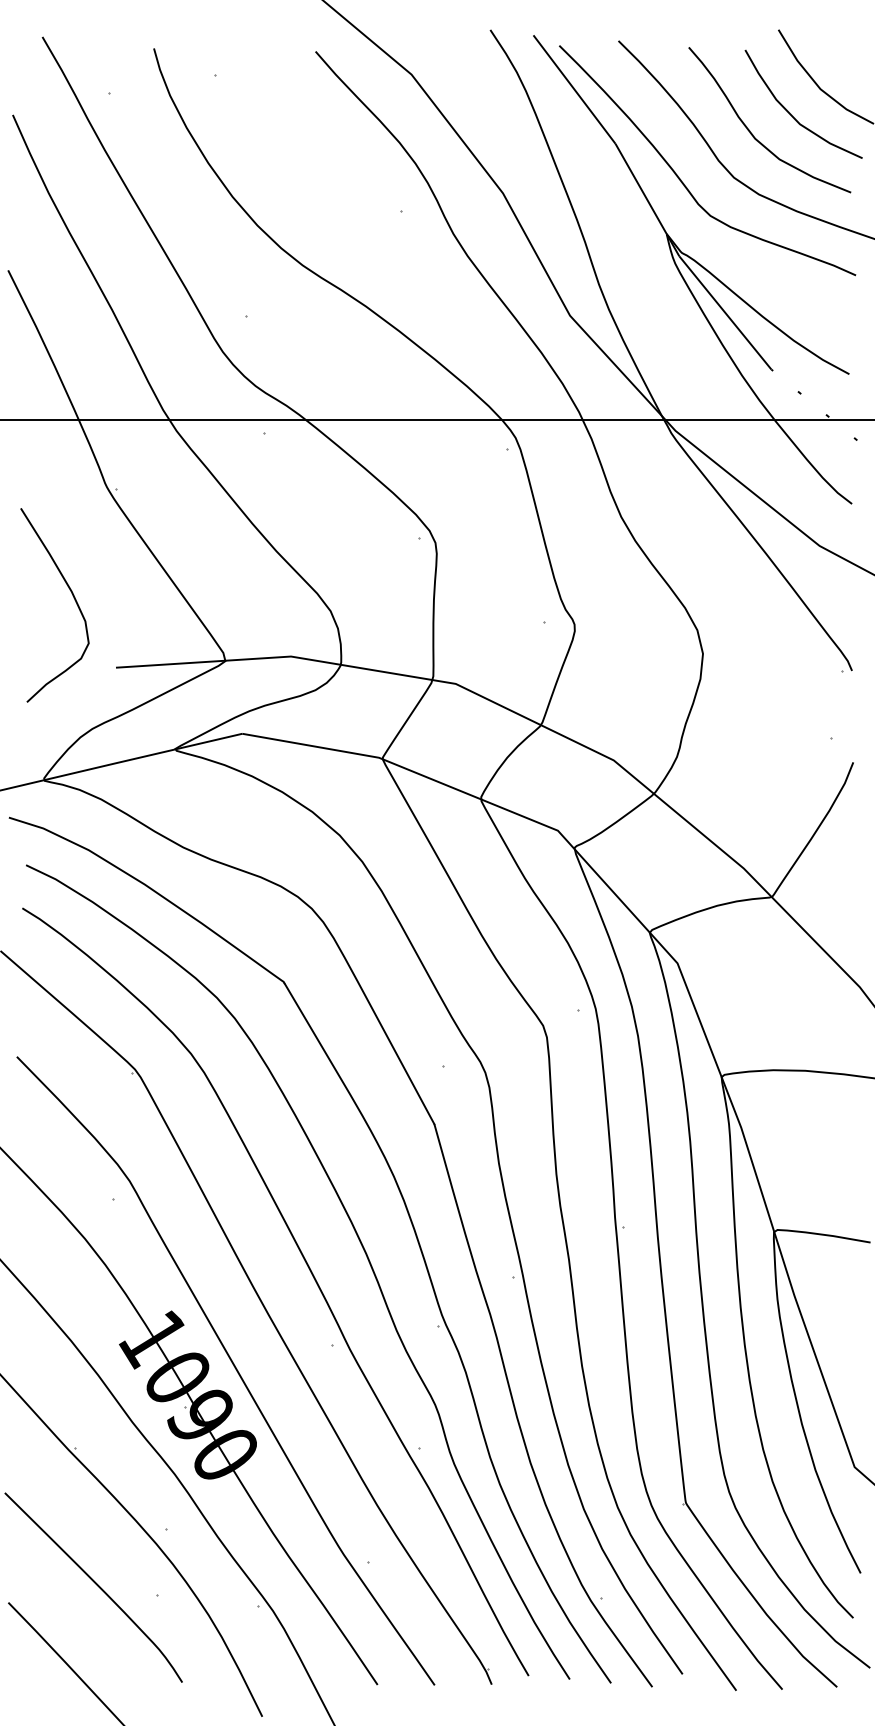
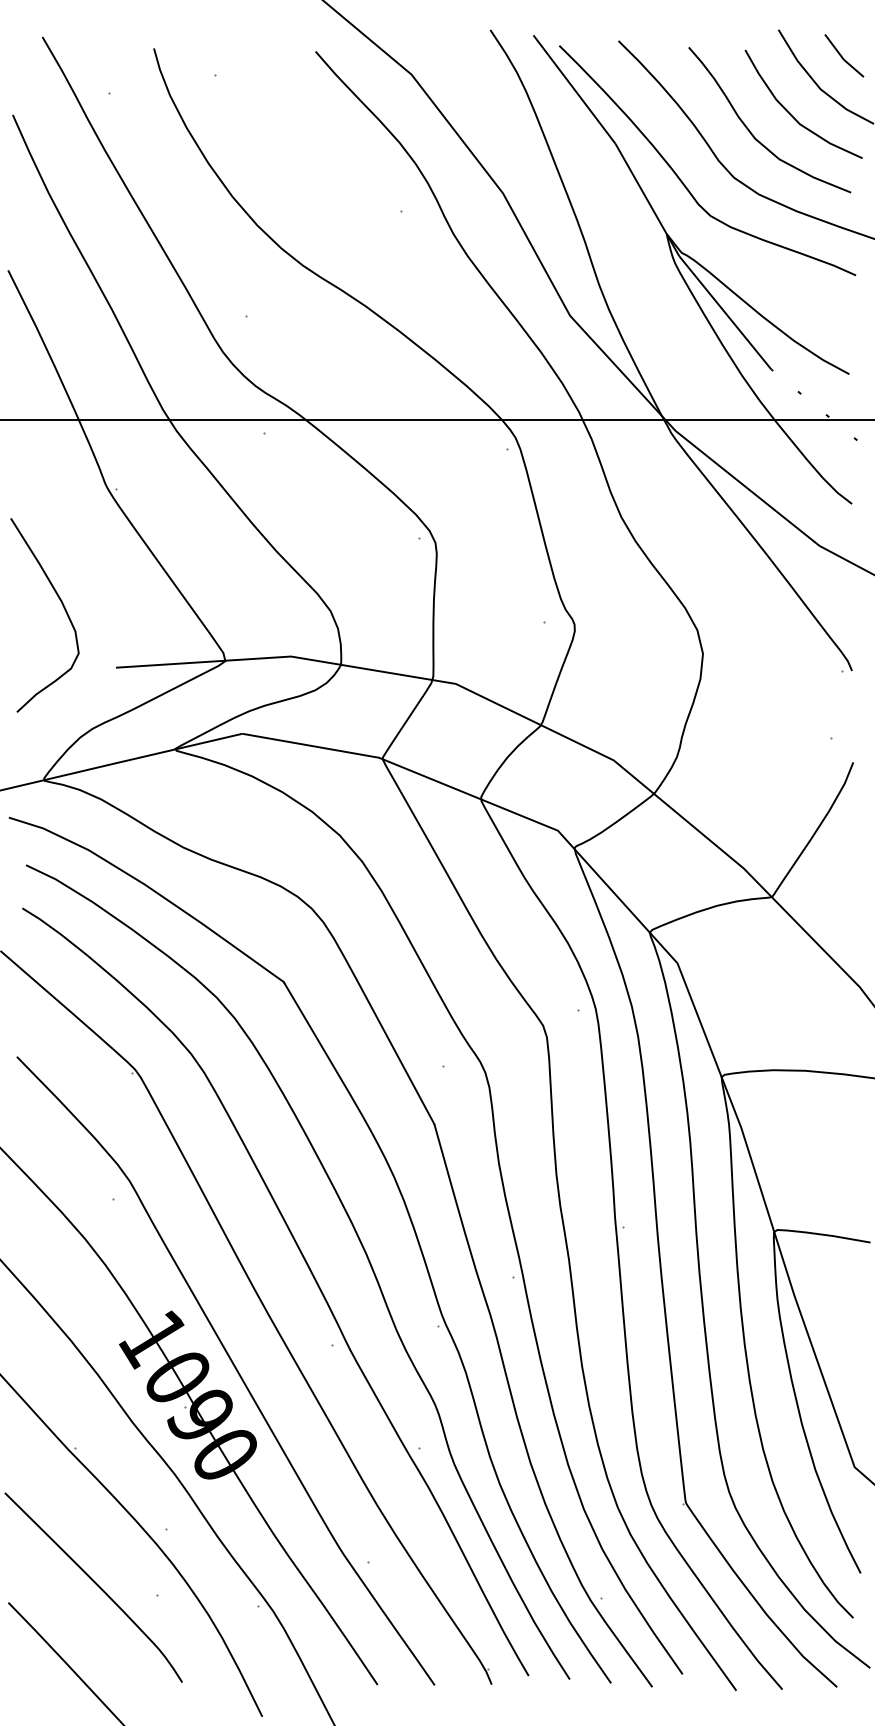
line: none -> present (842, 56)
curve position: (72, 596) -> (62, 606) (62, 606)
